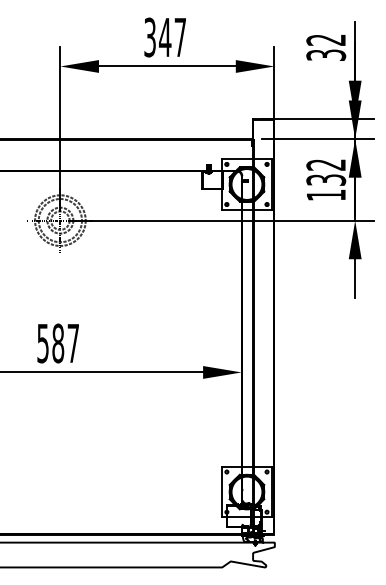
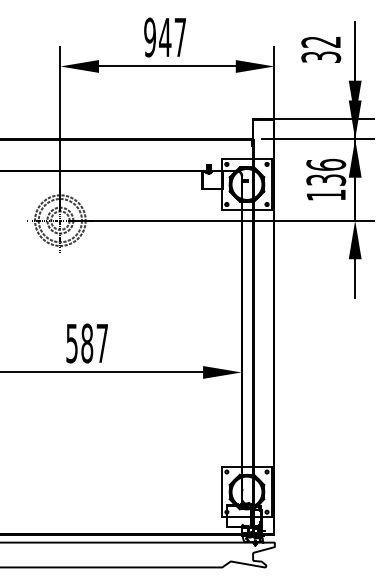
text: 347 -> 947 (149, 37)
text position: (326, 47) -> (321, 49) (321, 49)
text: 132 -> 136 (326, 164)
text position: (57, 343) -> (86, 343) (86, 343)
